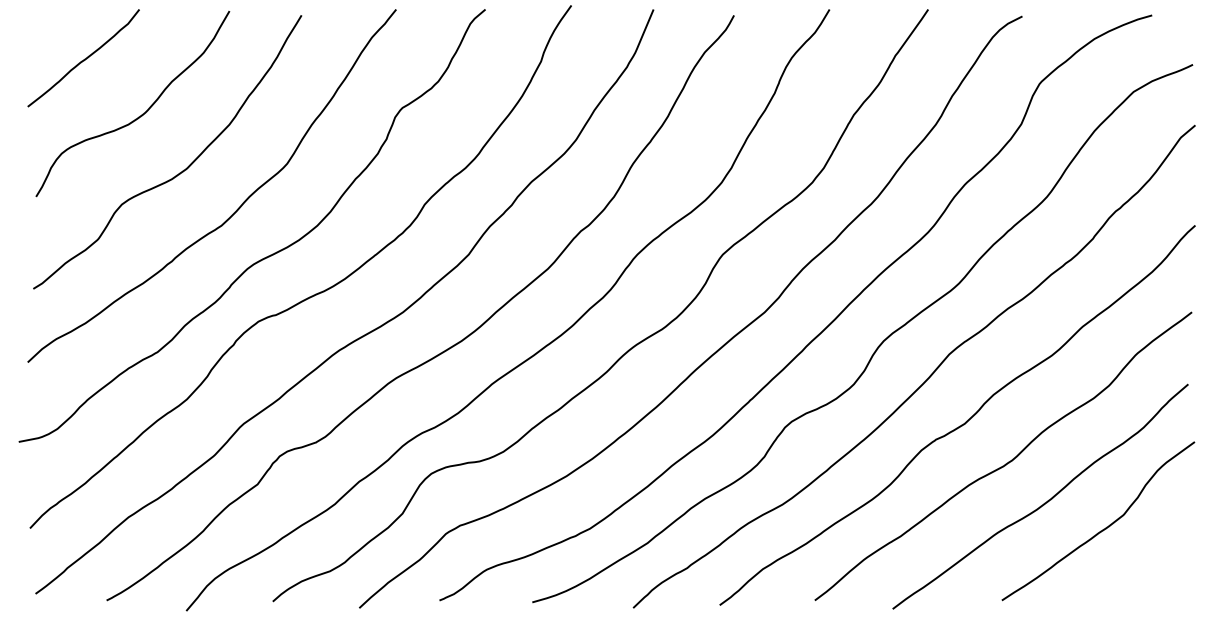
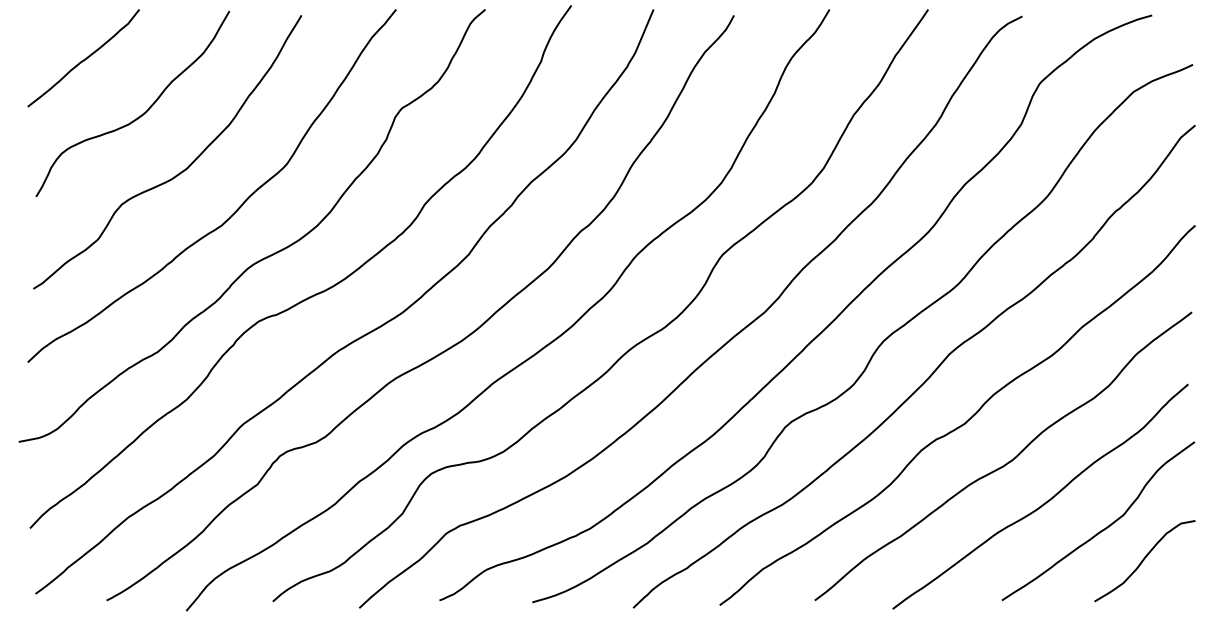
curve: none -> present (1144, 560)
